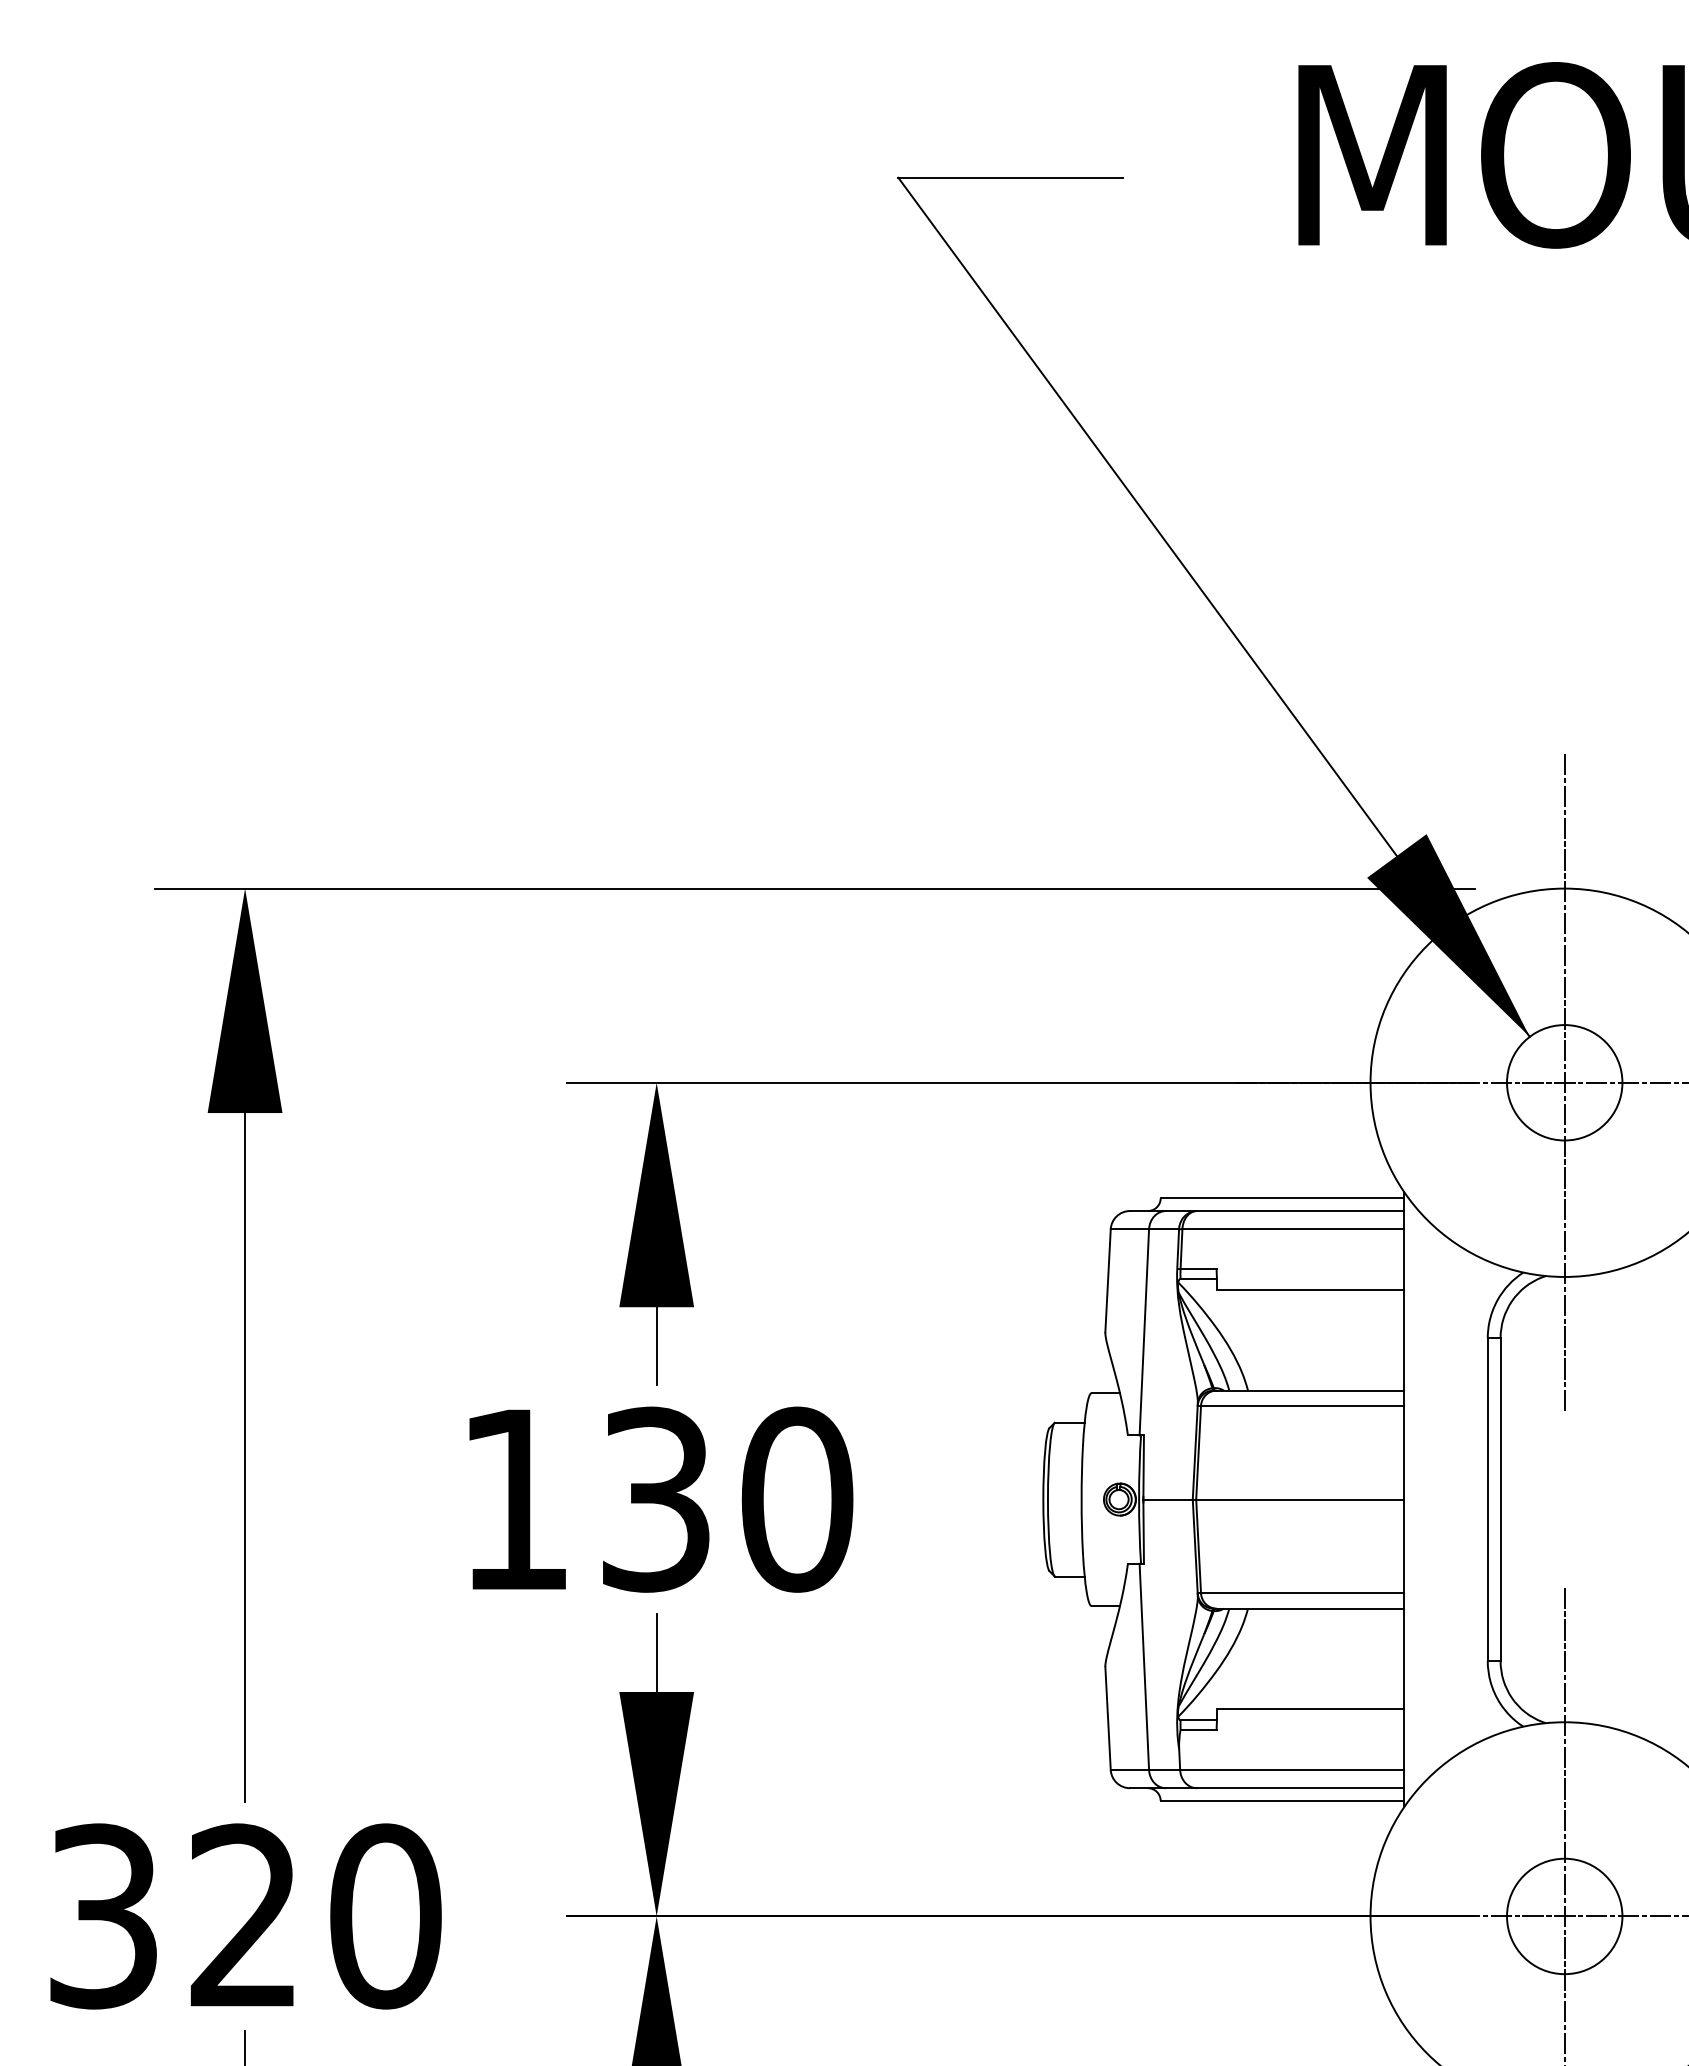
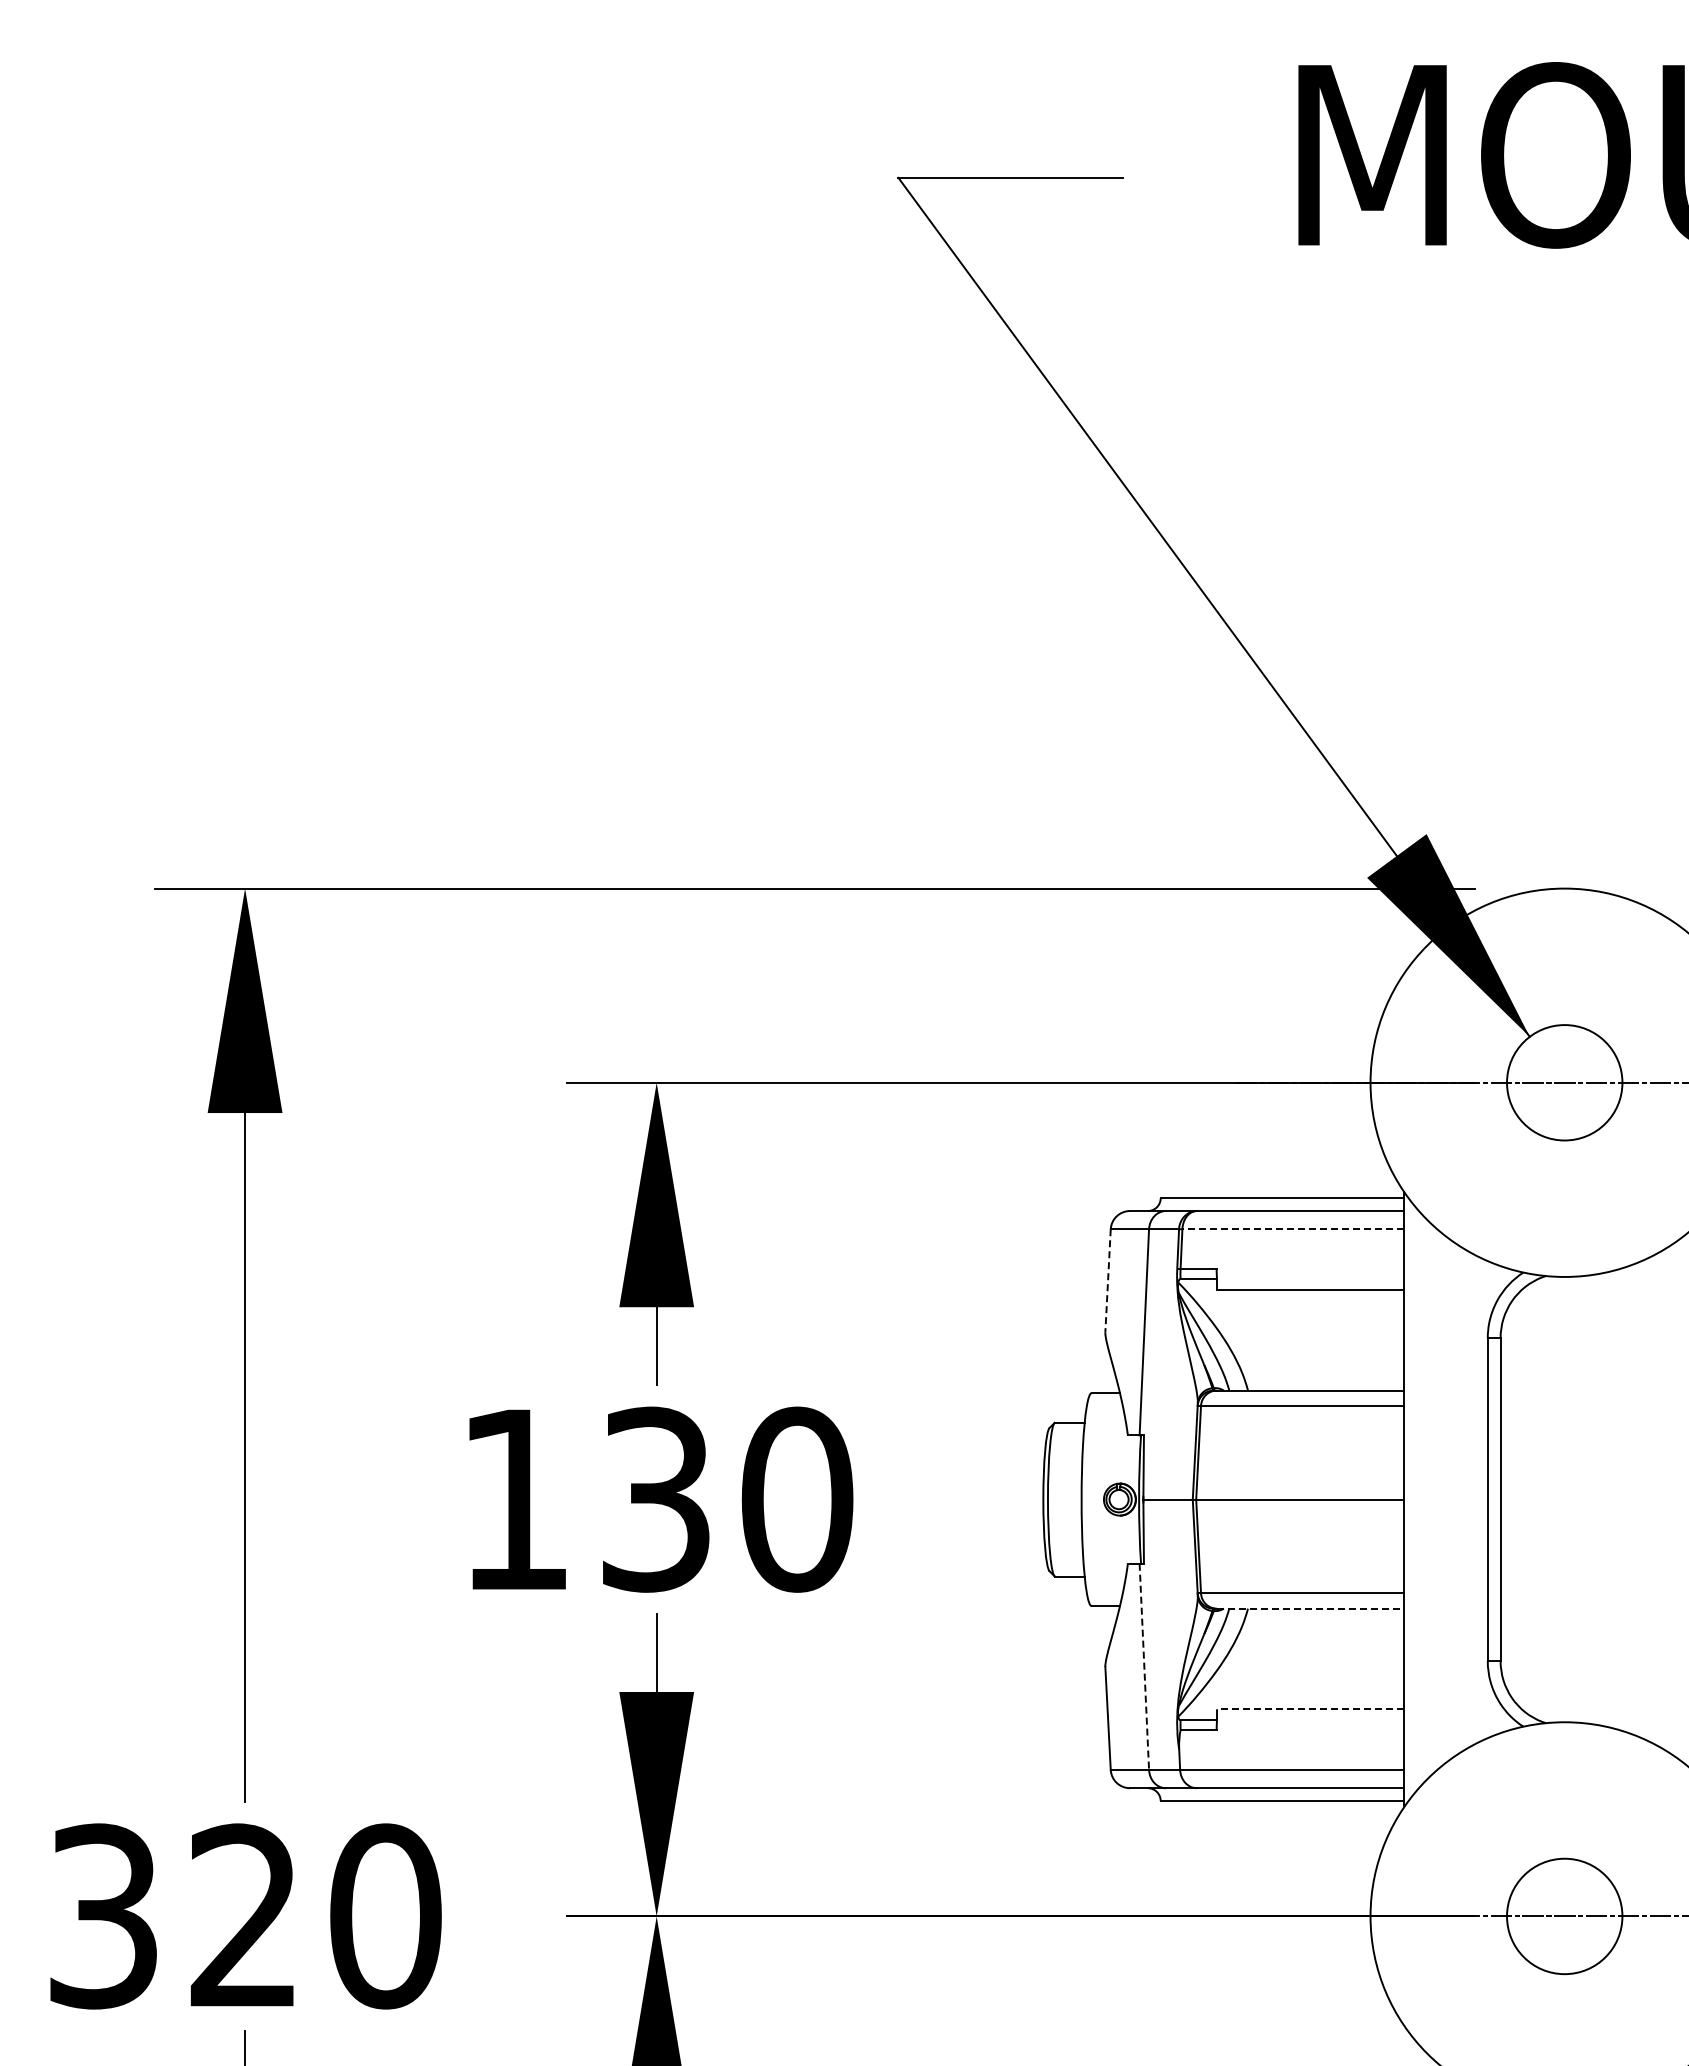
line: present -> none (1564, 1082)
line: solid -> dashed (1293, 1229)
line: solid -> dashed (1108, 1280)
line: solid -> dashed (1310, 1608)
line: solid -> dashed (1144, 1667)
line: solid -> dashed (1310, 1709)
line: present -> none (1564, 1824)
